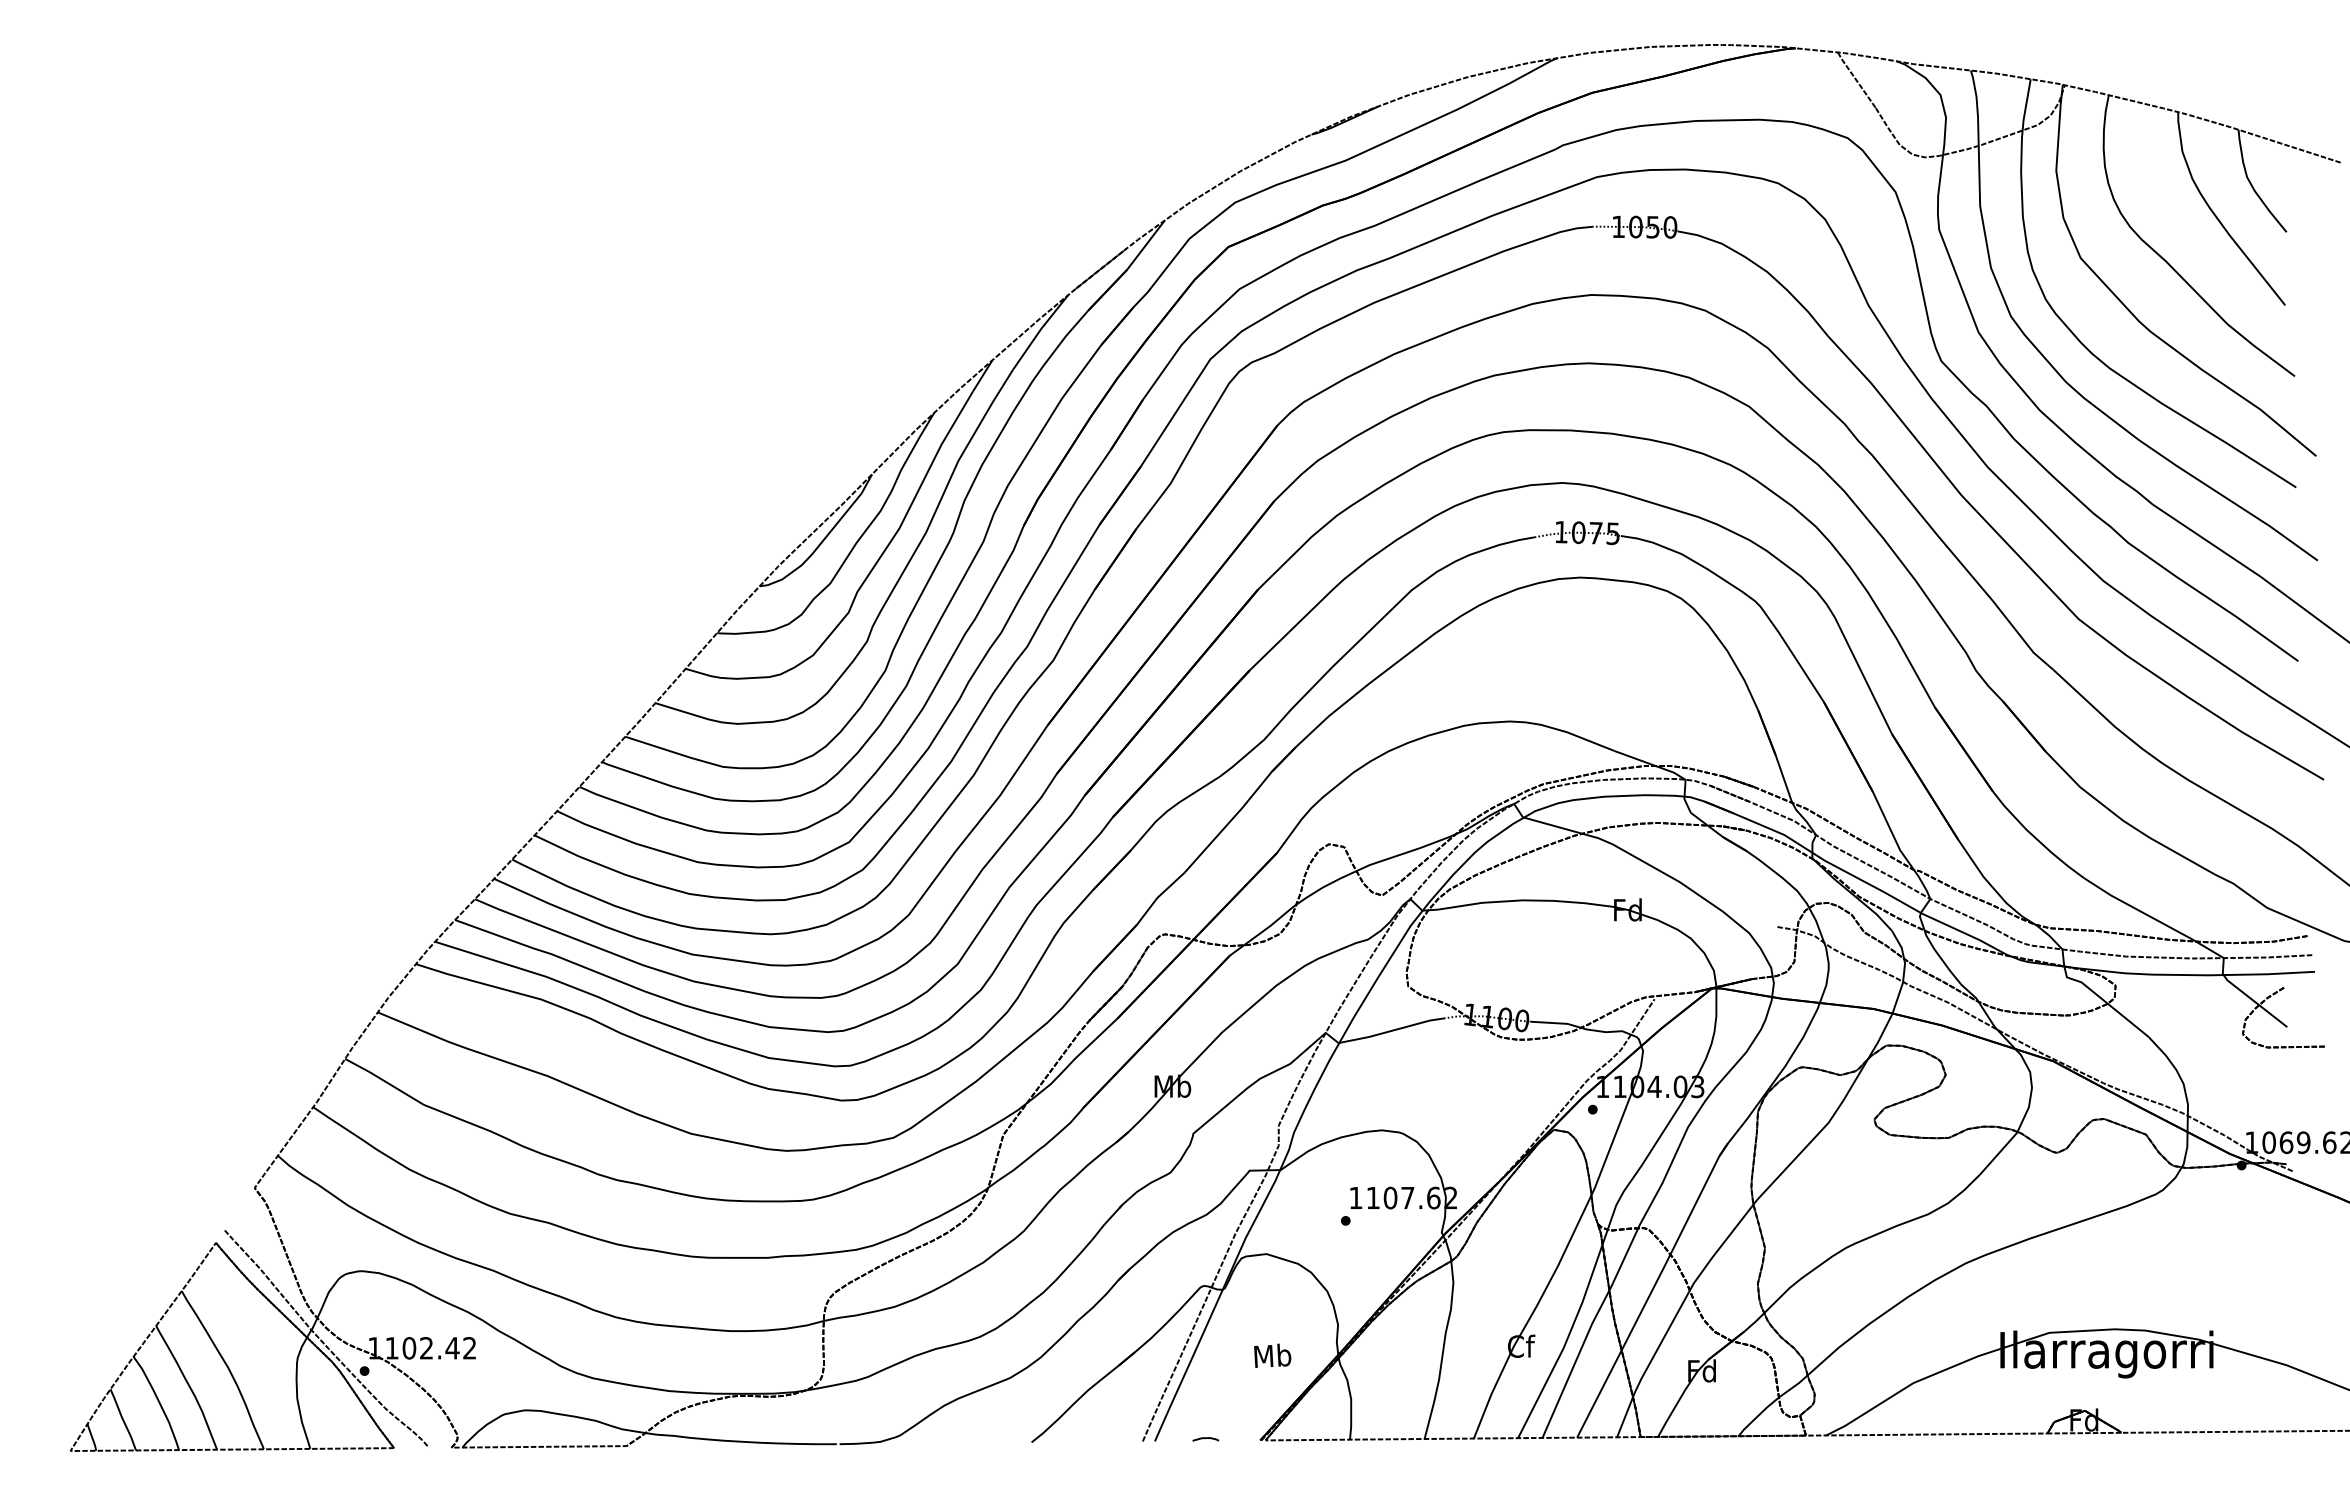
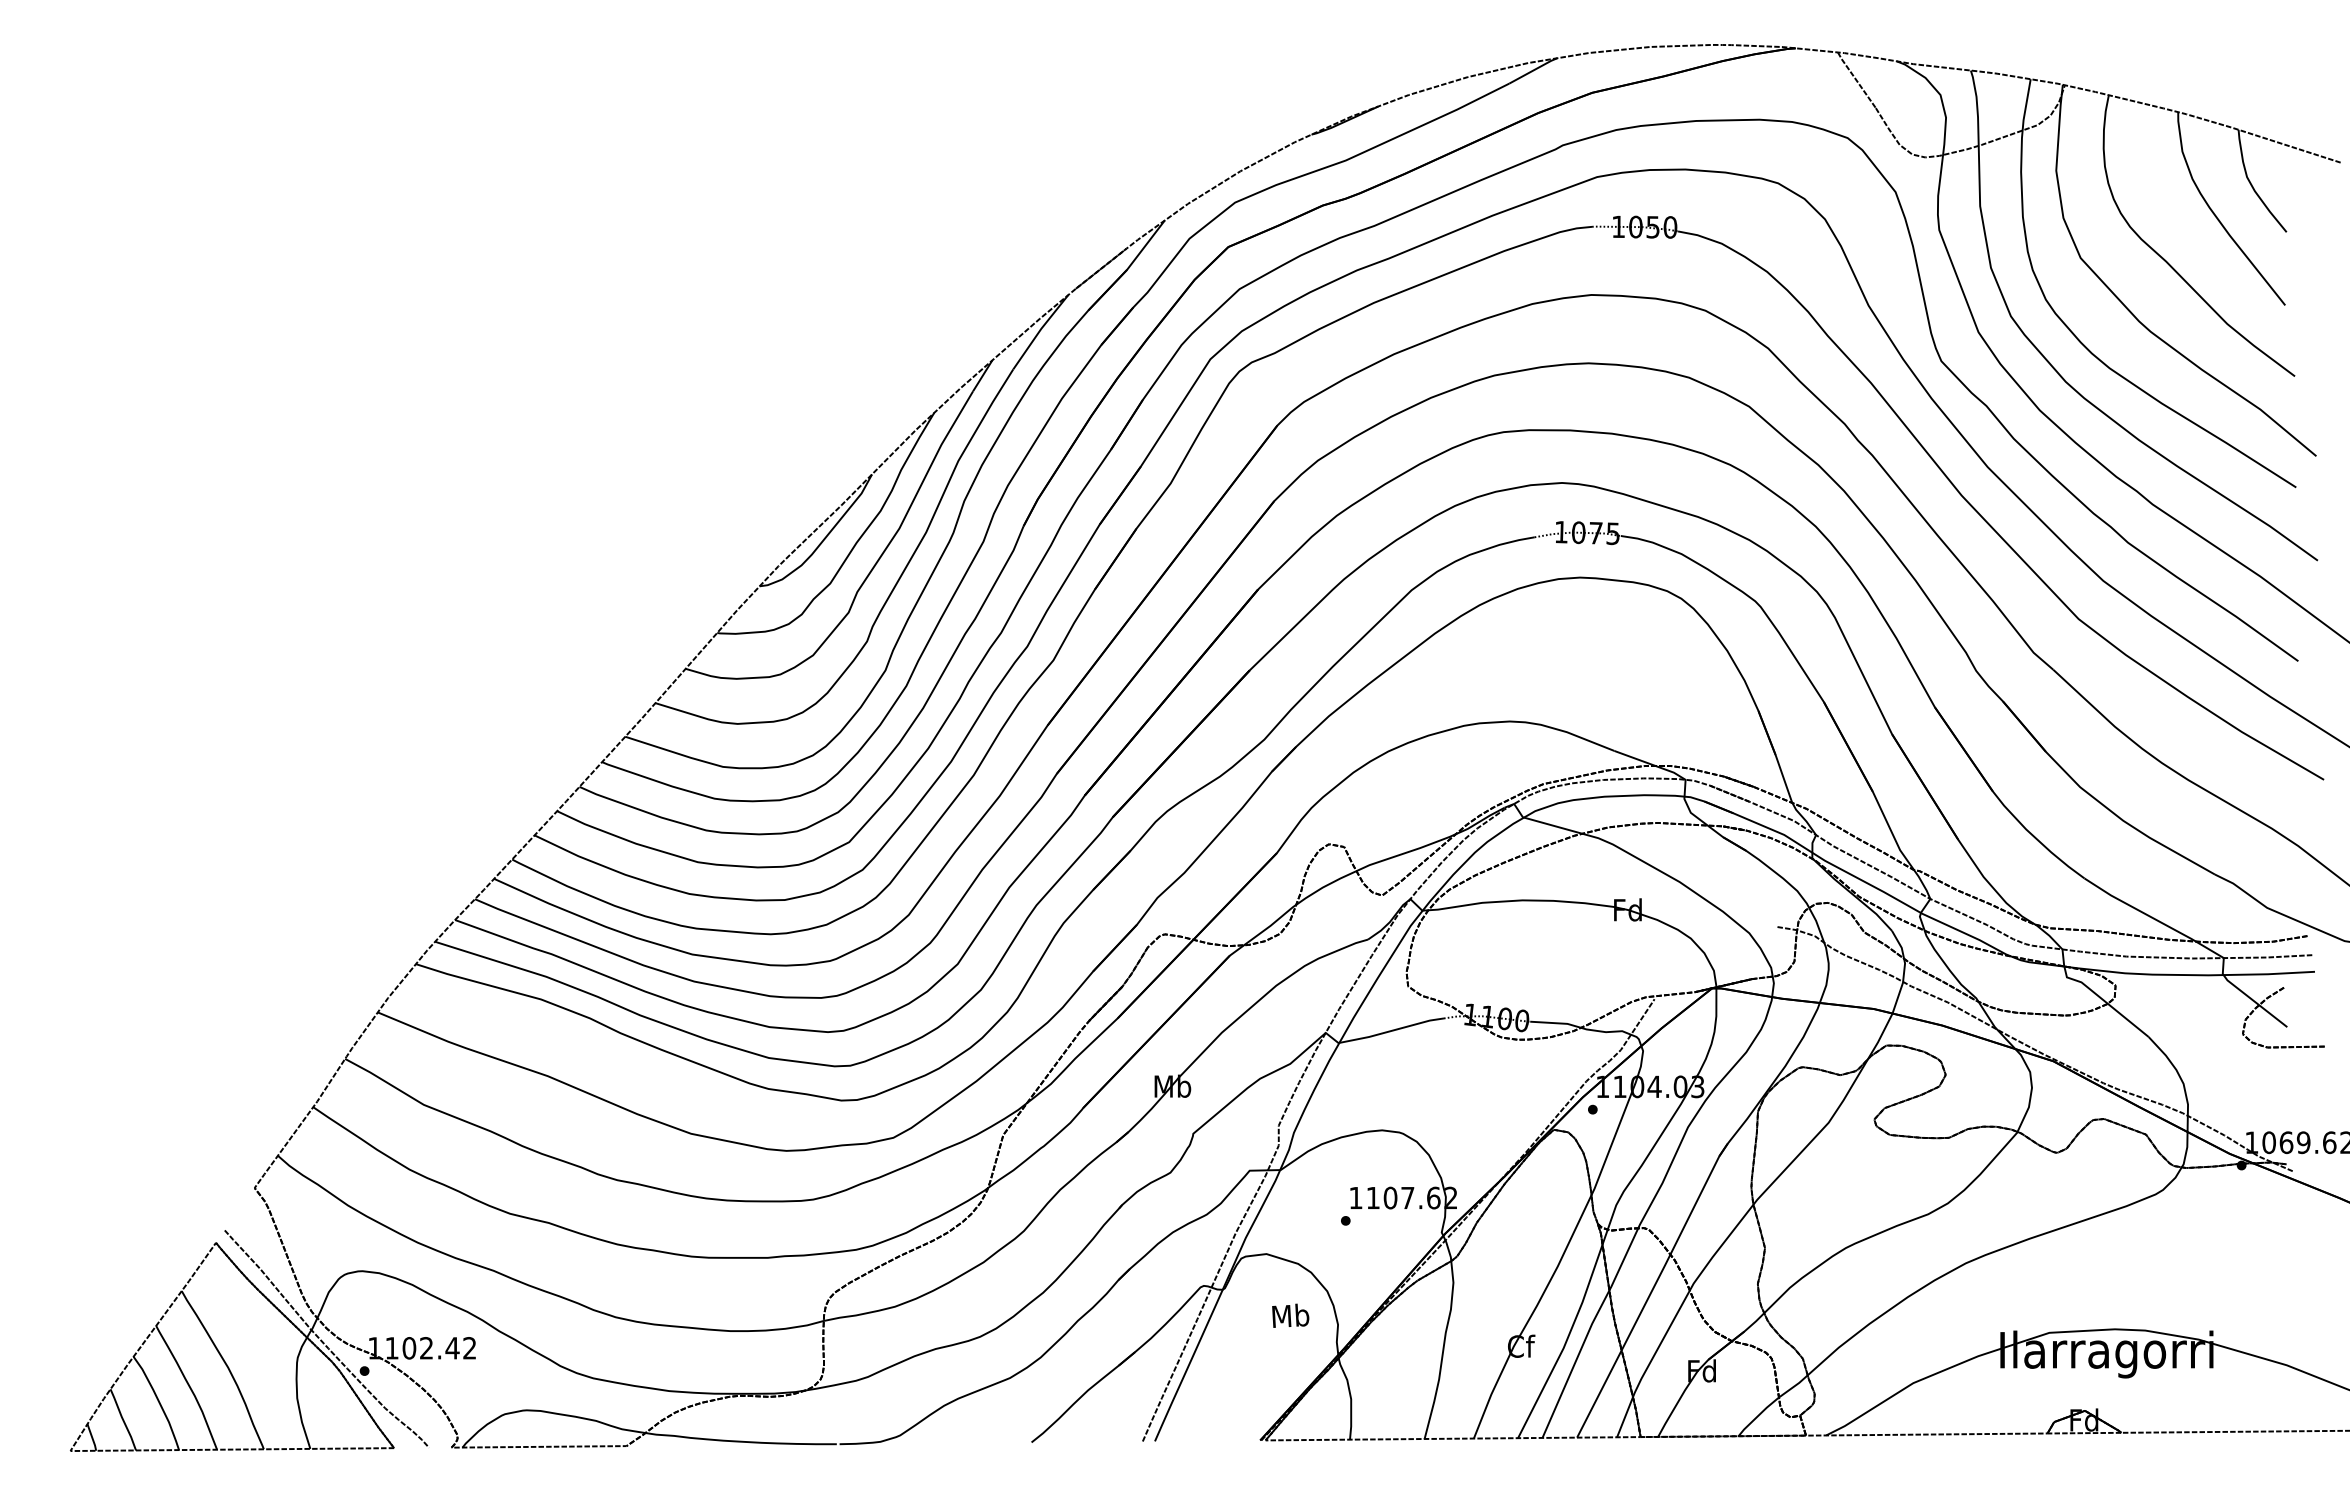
text position: (1272, 1355) -> (1290, 1315) (1290, 1315)
curve: present -> none (1205, 1438)
